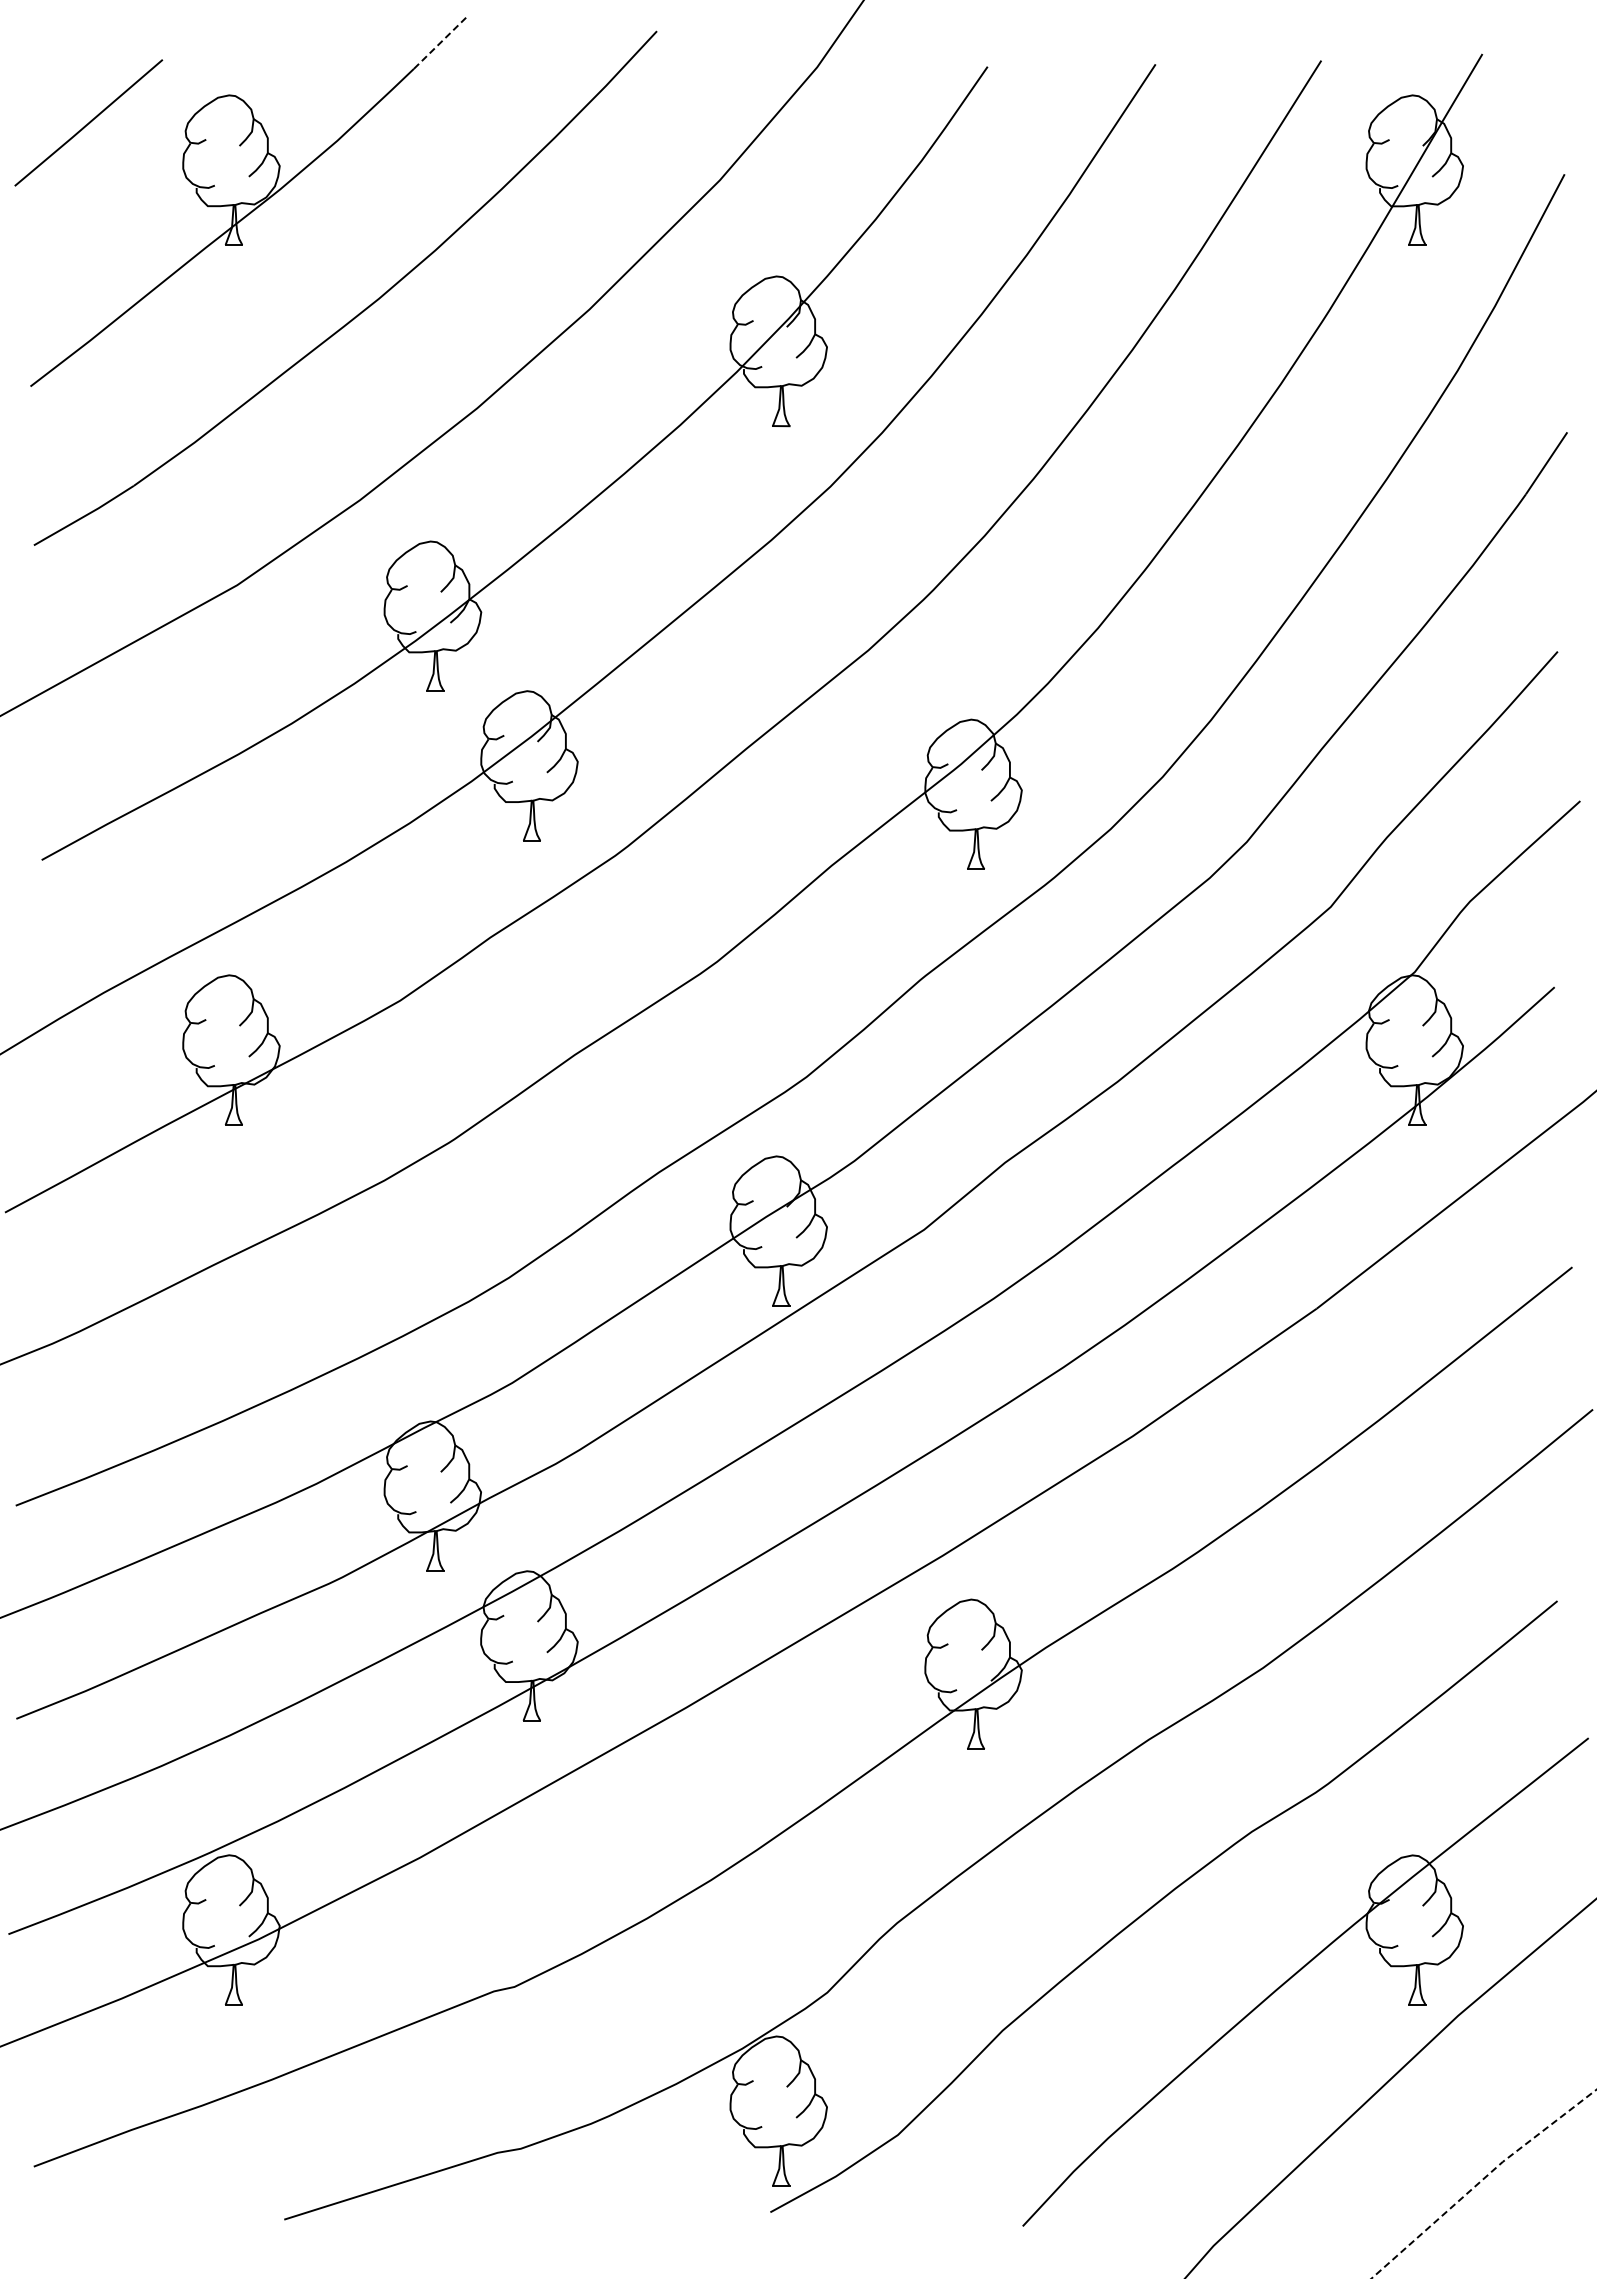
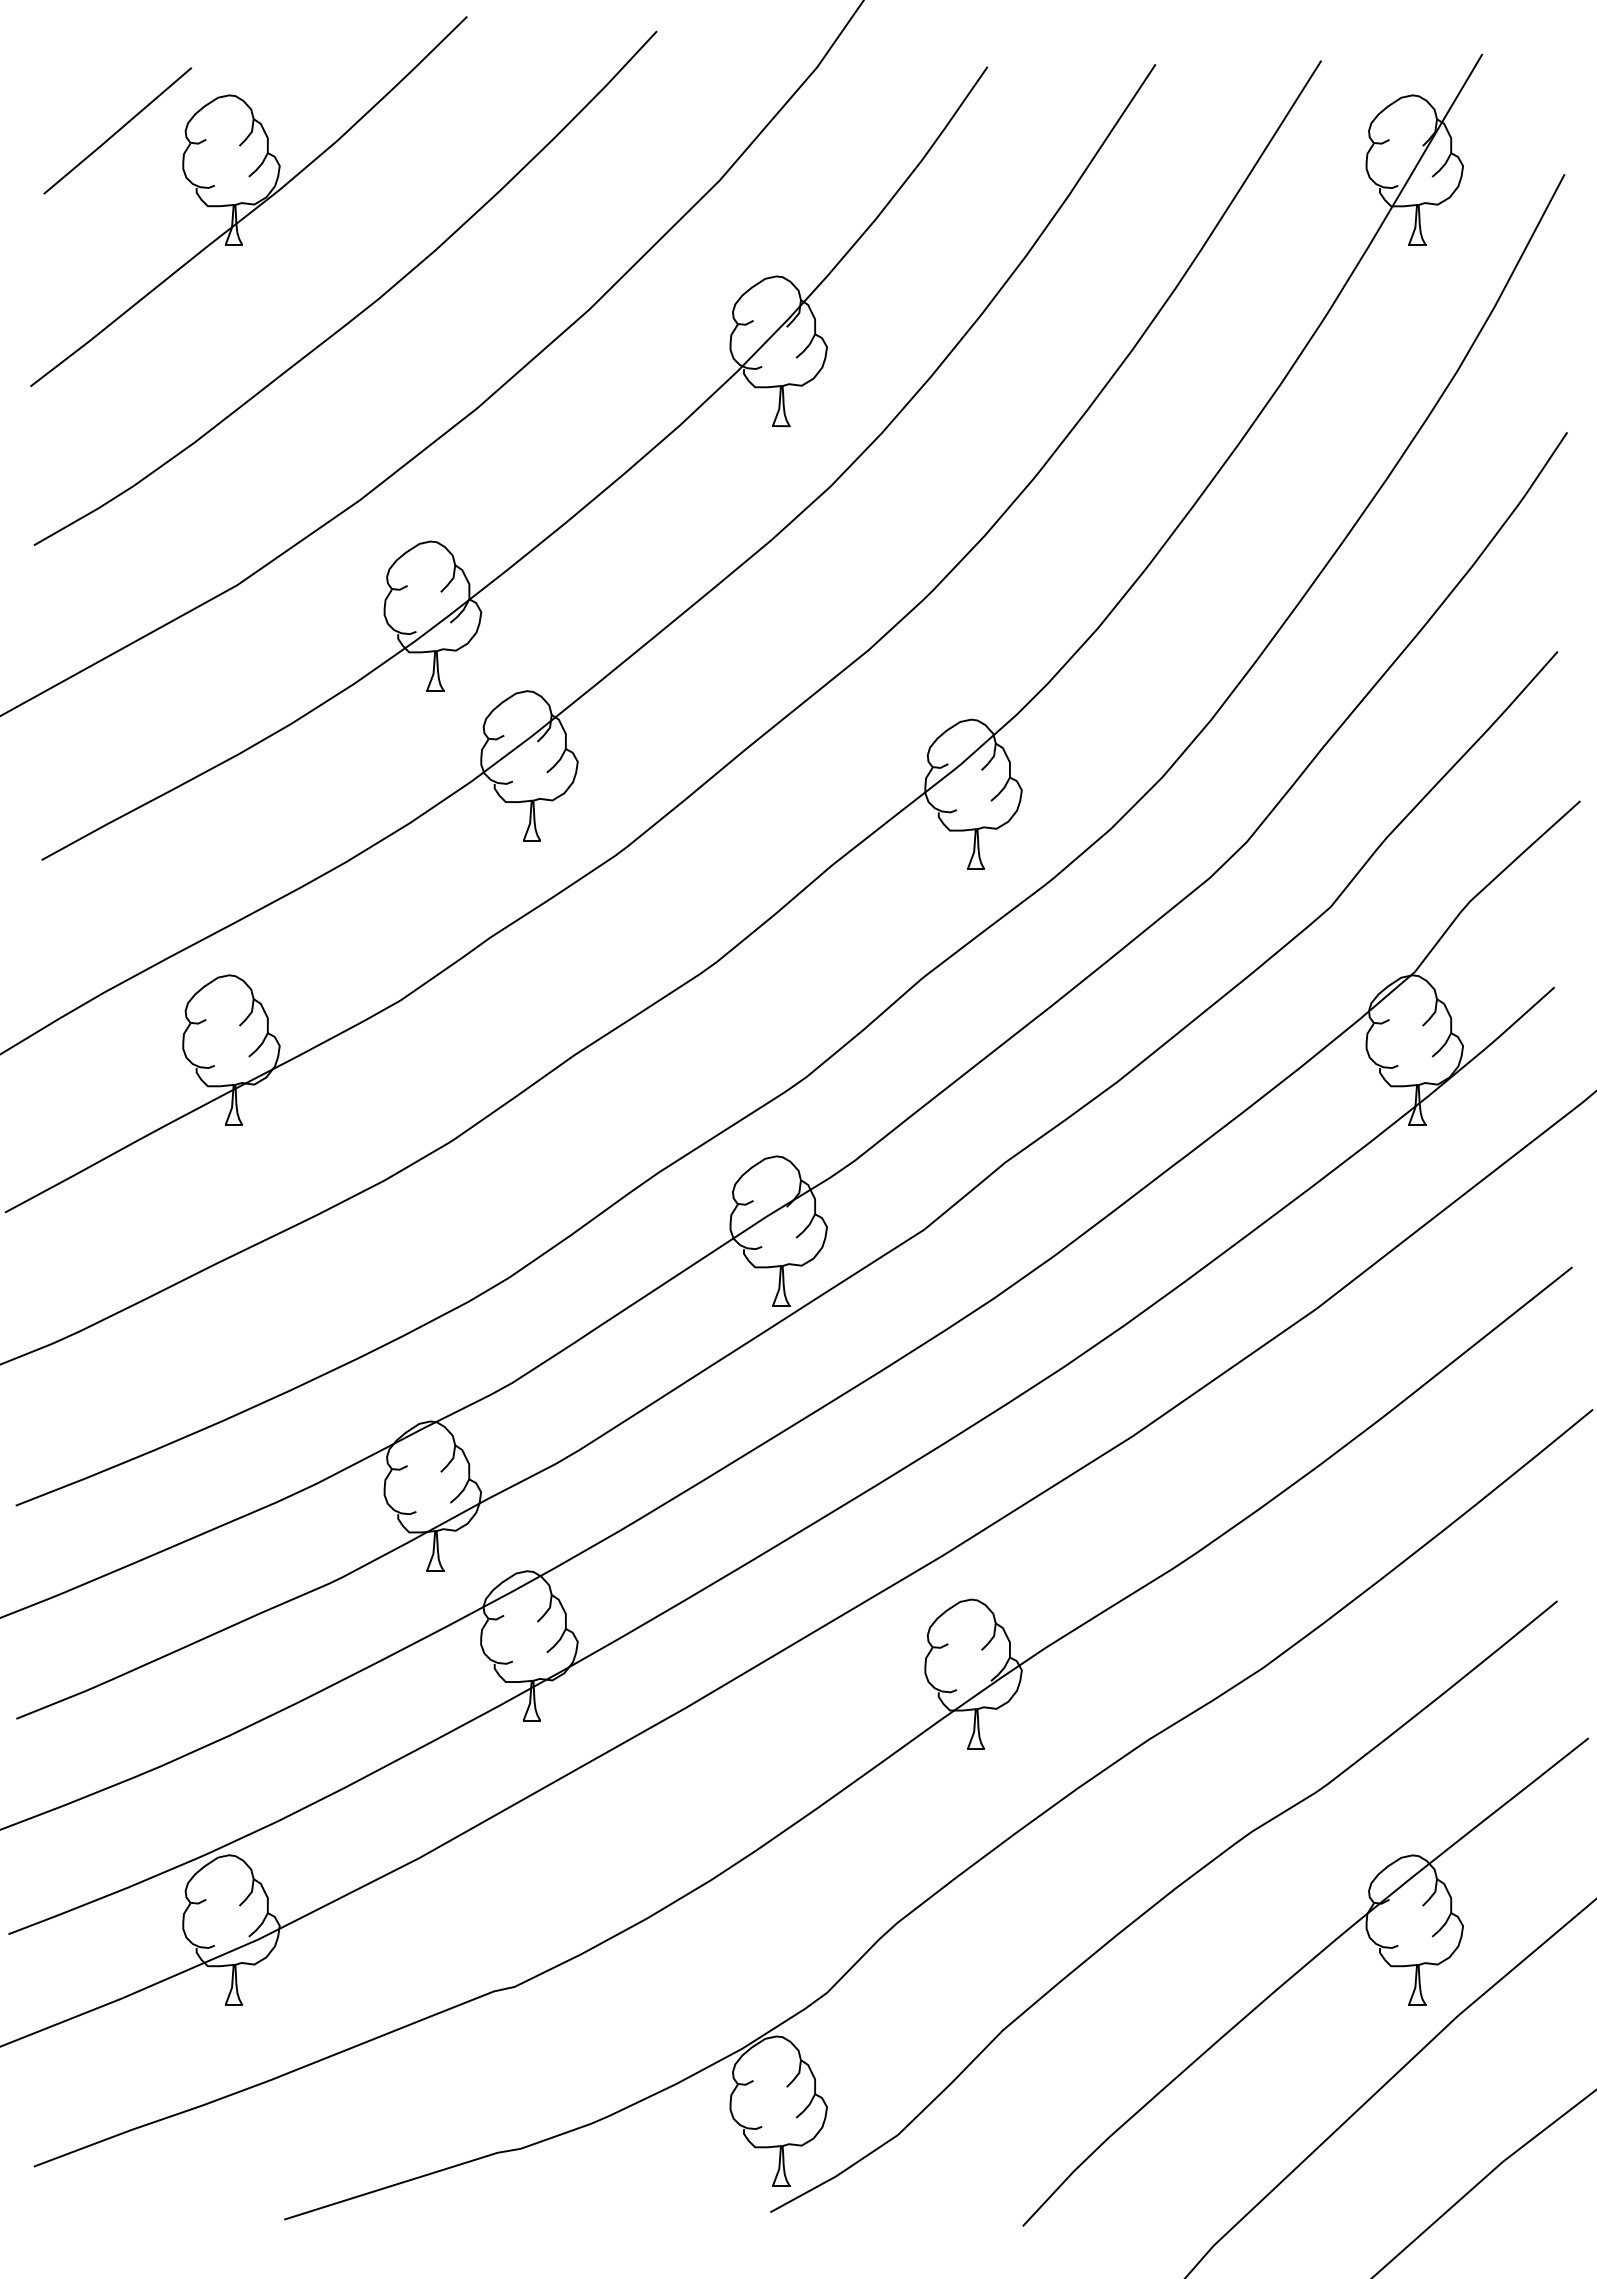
line: dashed -> solid (441, 42)
line position: (88, 122) -> (117, 130) (117, 130)
line: dashed -> solid (1481, 2180)
